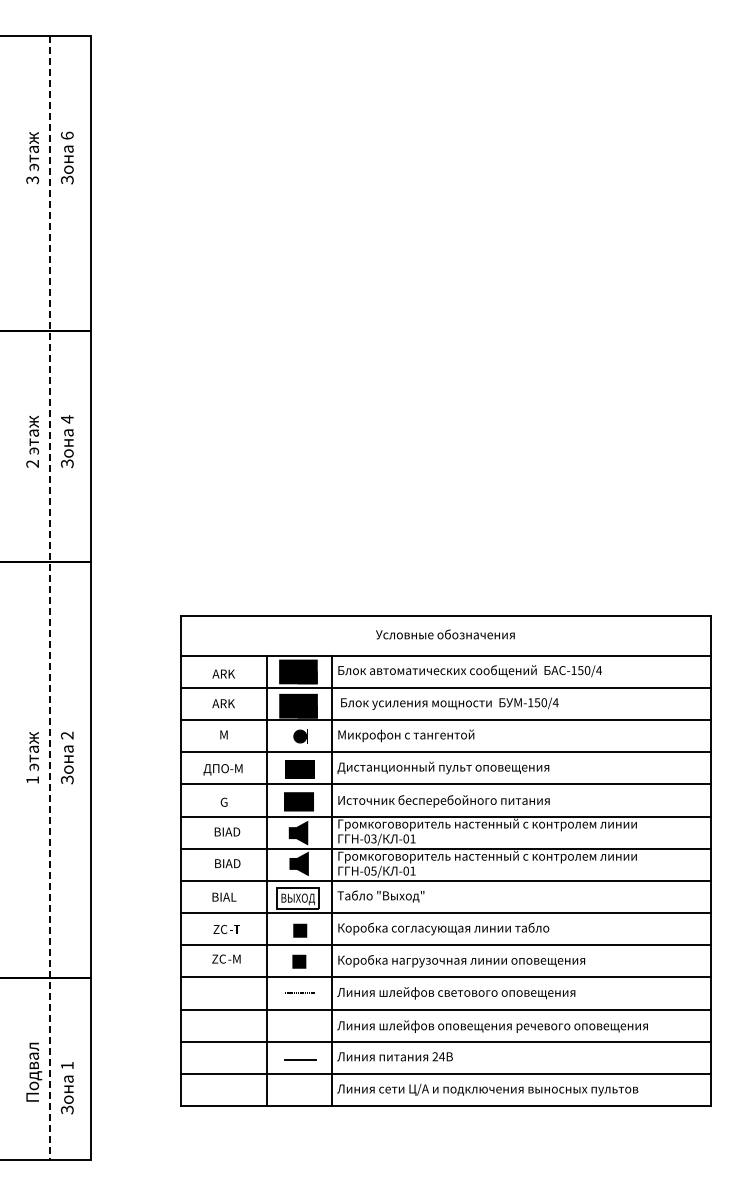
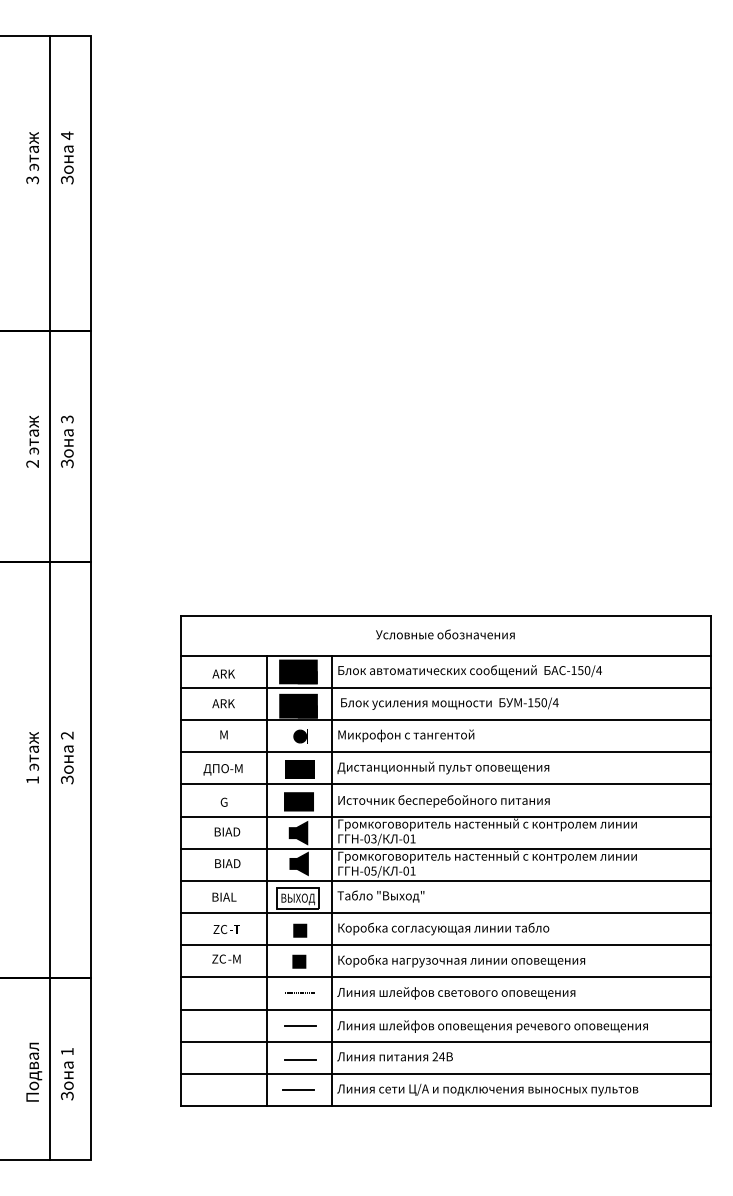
text: 6 -> 4 (67, 135)
text: 4 -> 3 (66, 419)
line: dashed -> solid (50, 598)
line: none -> present (299, 1026)
text position: (67, 1088) -> (67, 1074) (67, 1074)
line: none -> present (297, 1090)
